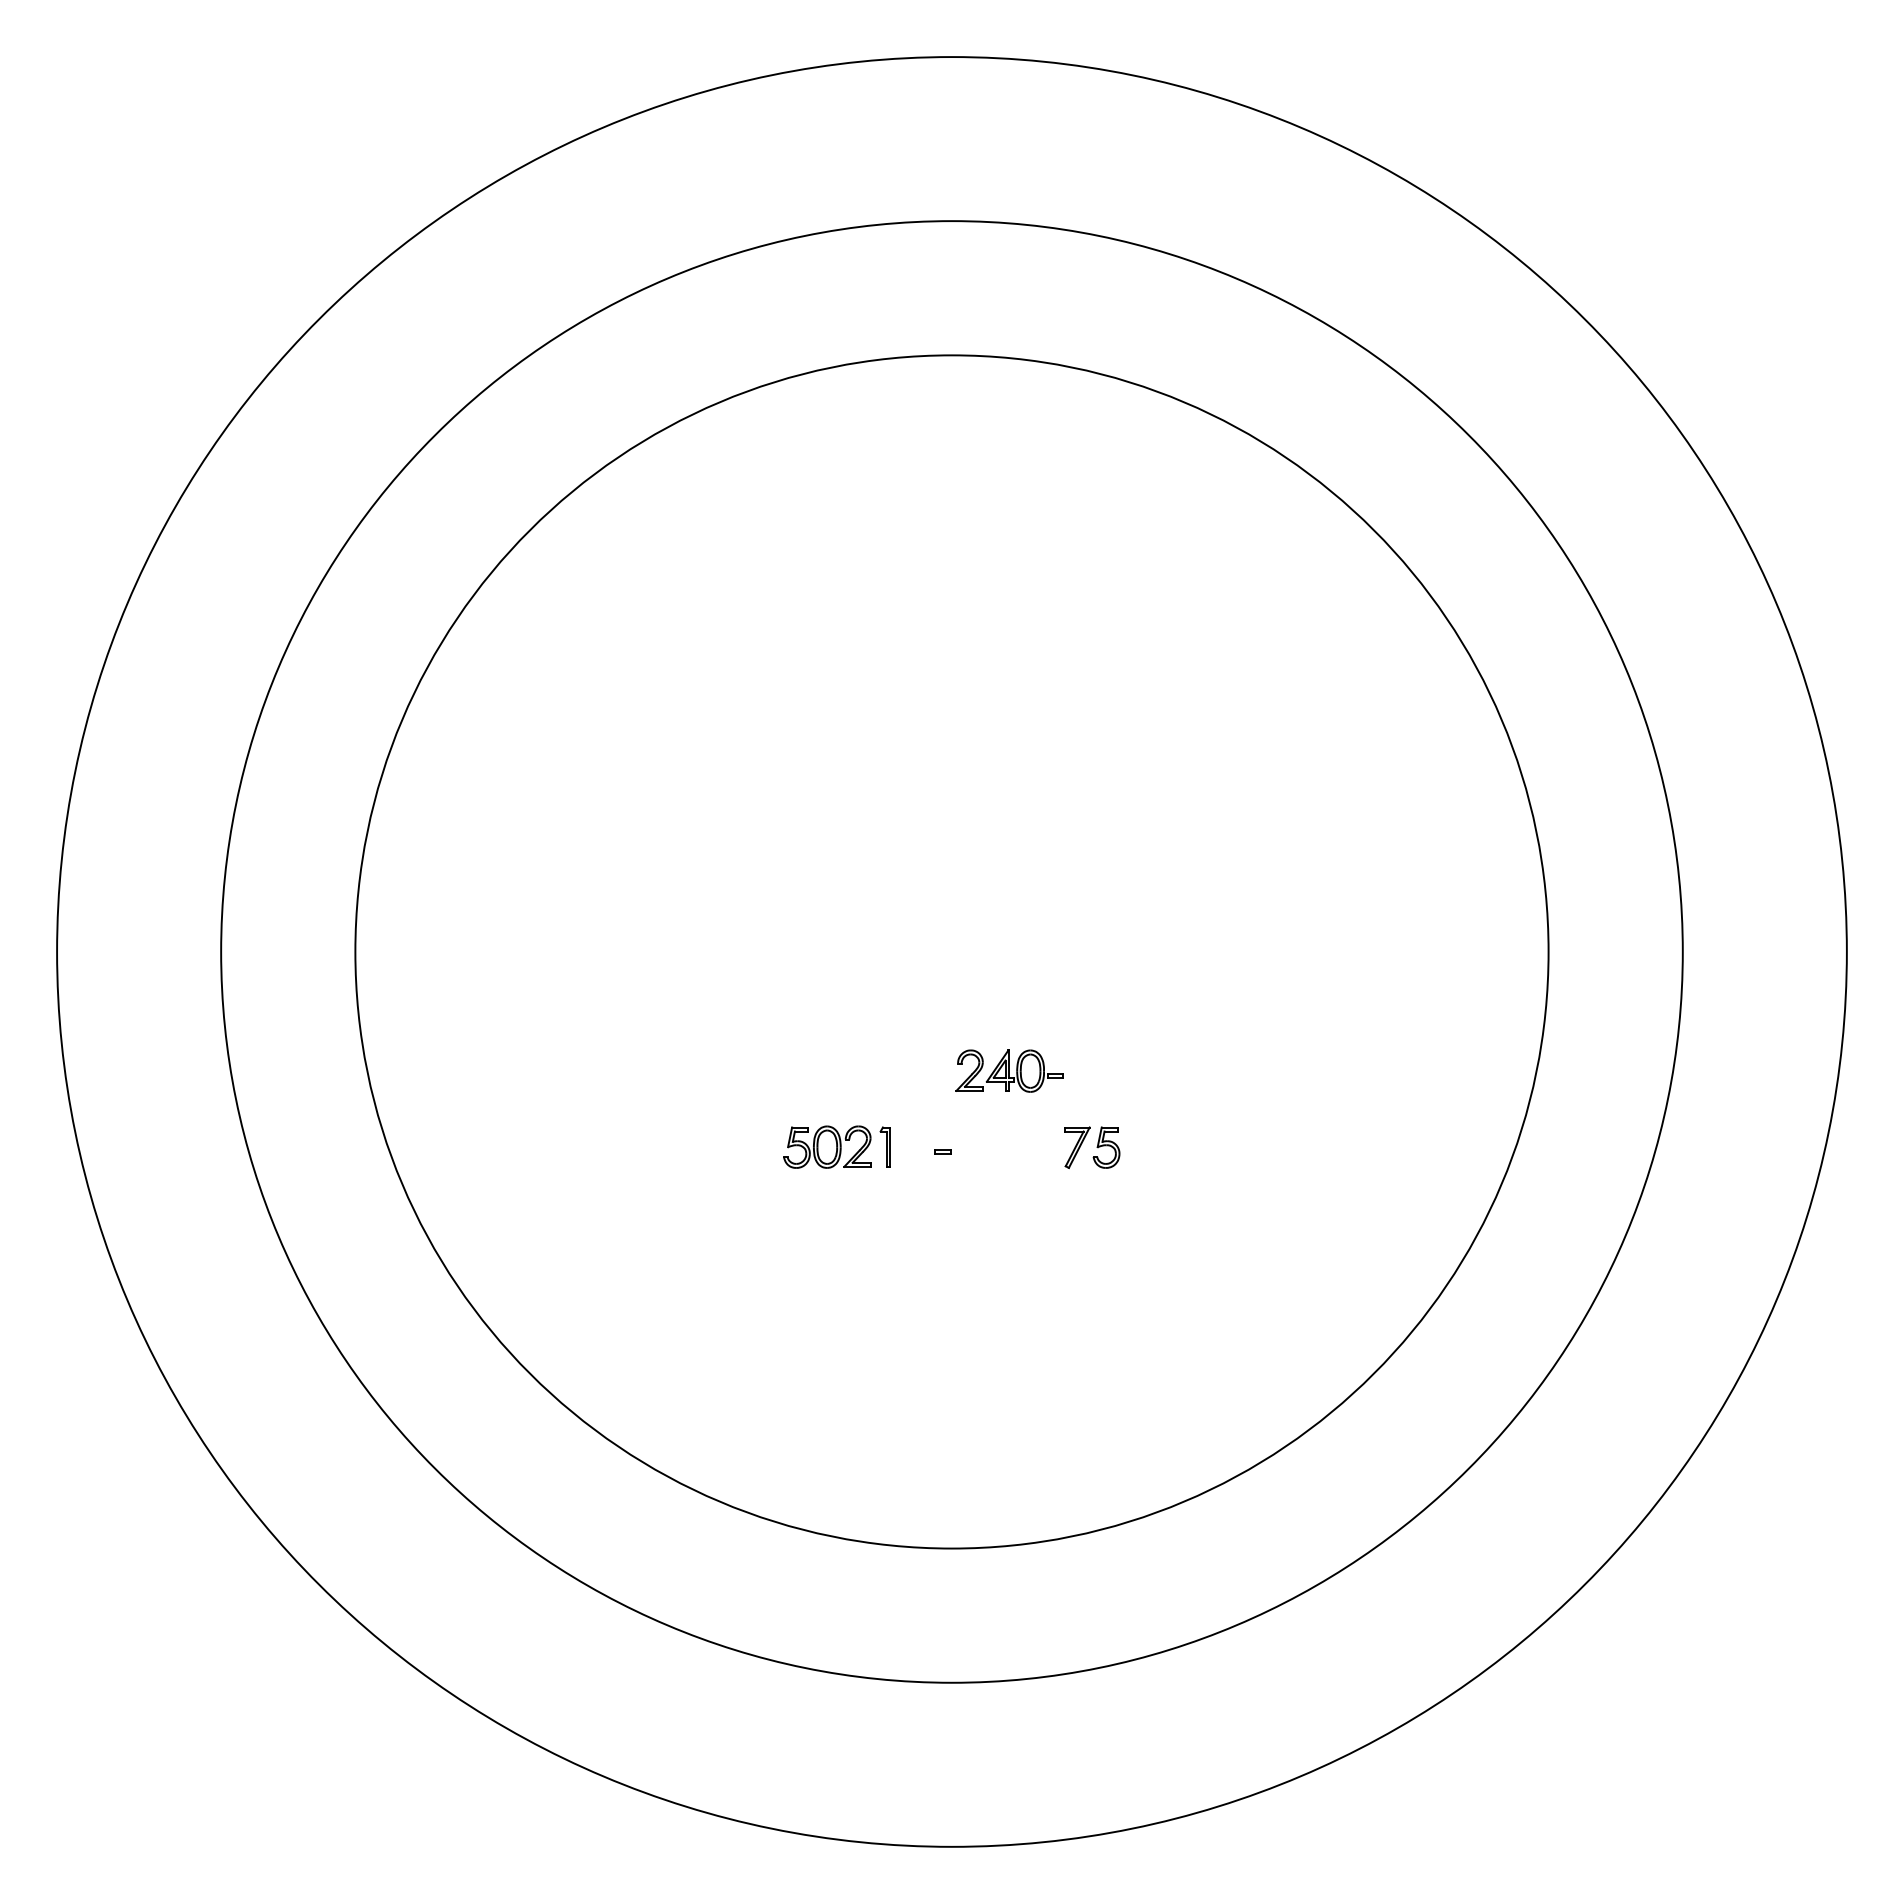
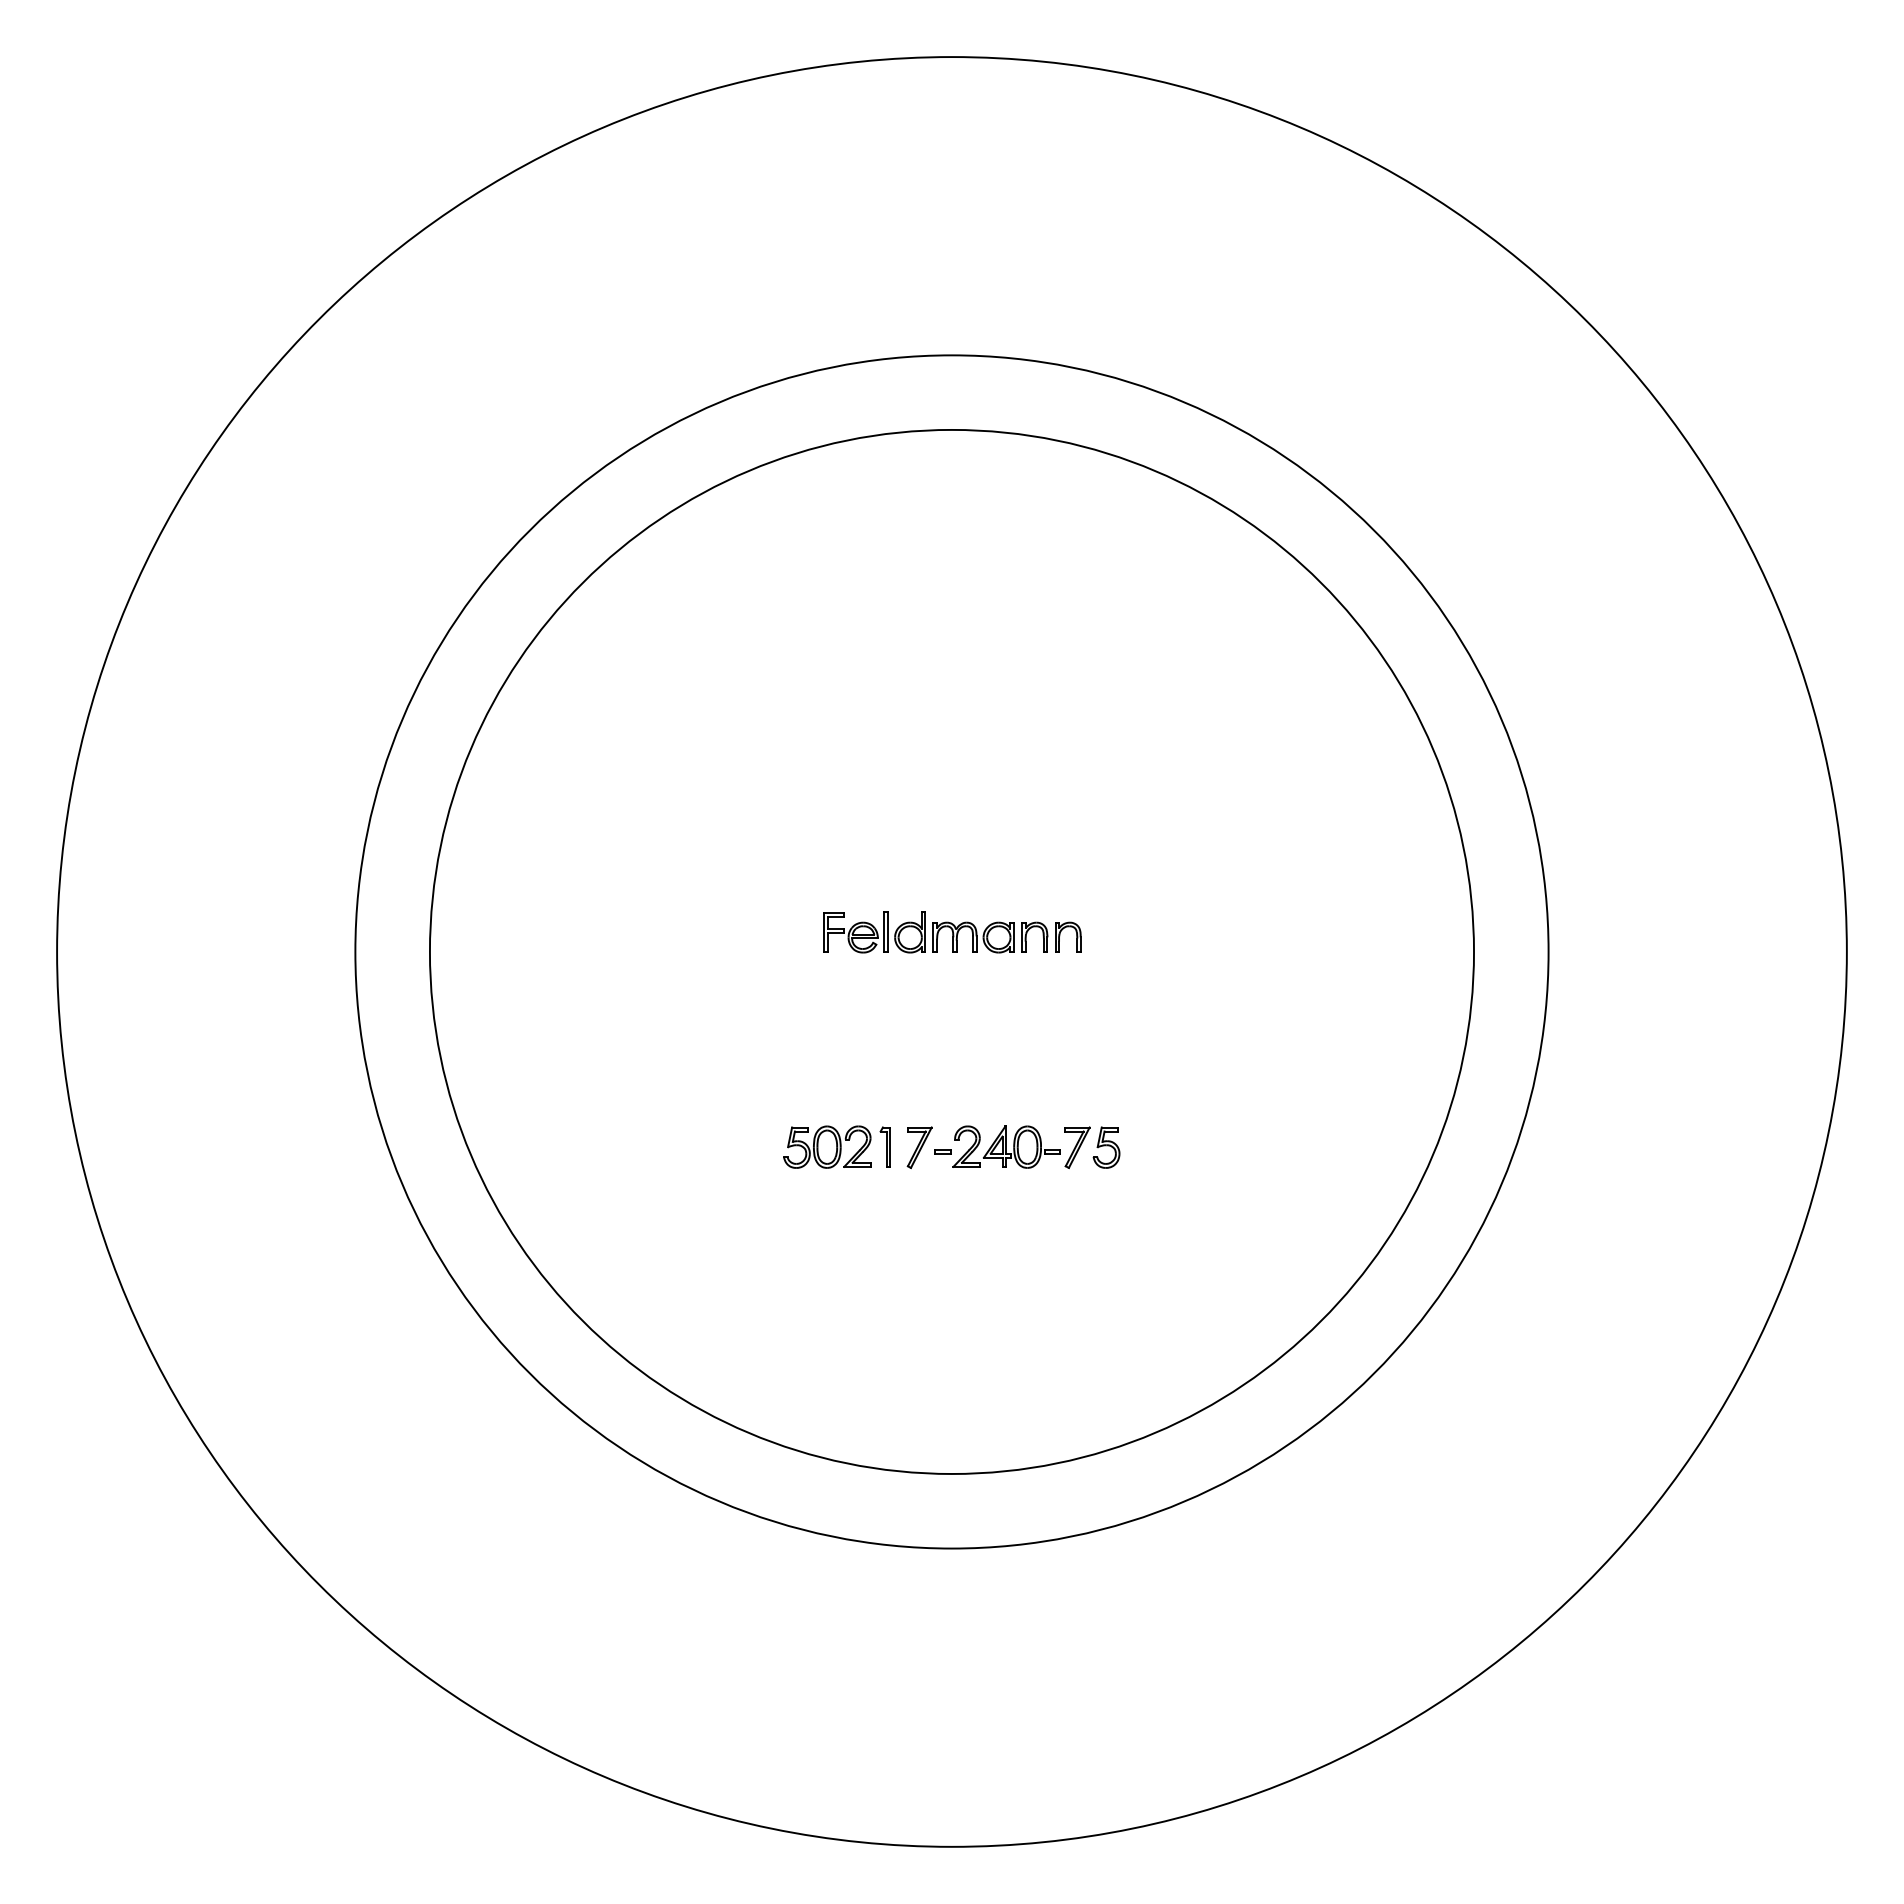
part: none -> present (952, 932)
circle diameter: 1462 px -> 1044 px (951, 951)
part position: (1009, 1070) -> (1006, 1146) (1006, 1146)
part: none -> present (919, 1147)
